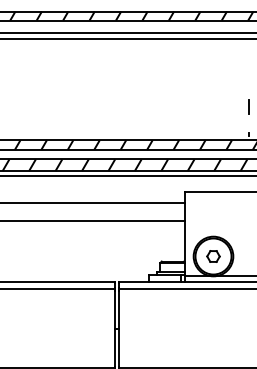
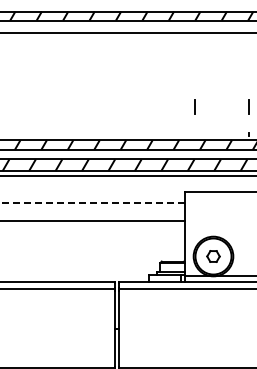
line: present -> none (127, 38)
line: none -> present (194, 106)
line: solid -> dashed (91, 202)
